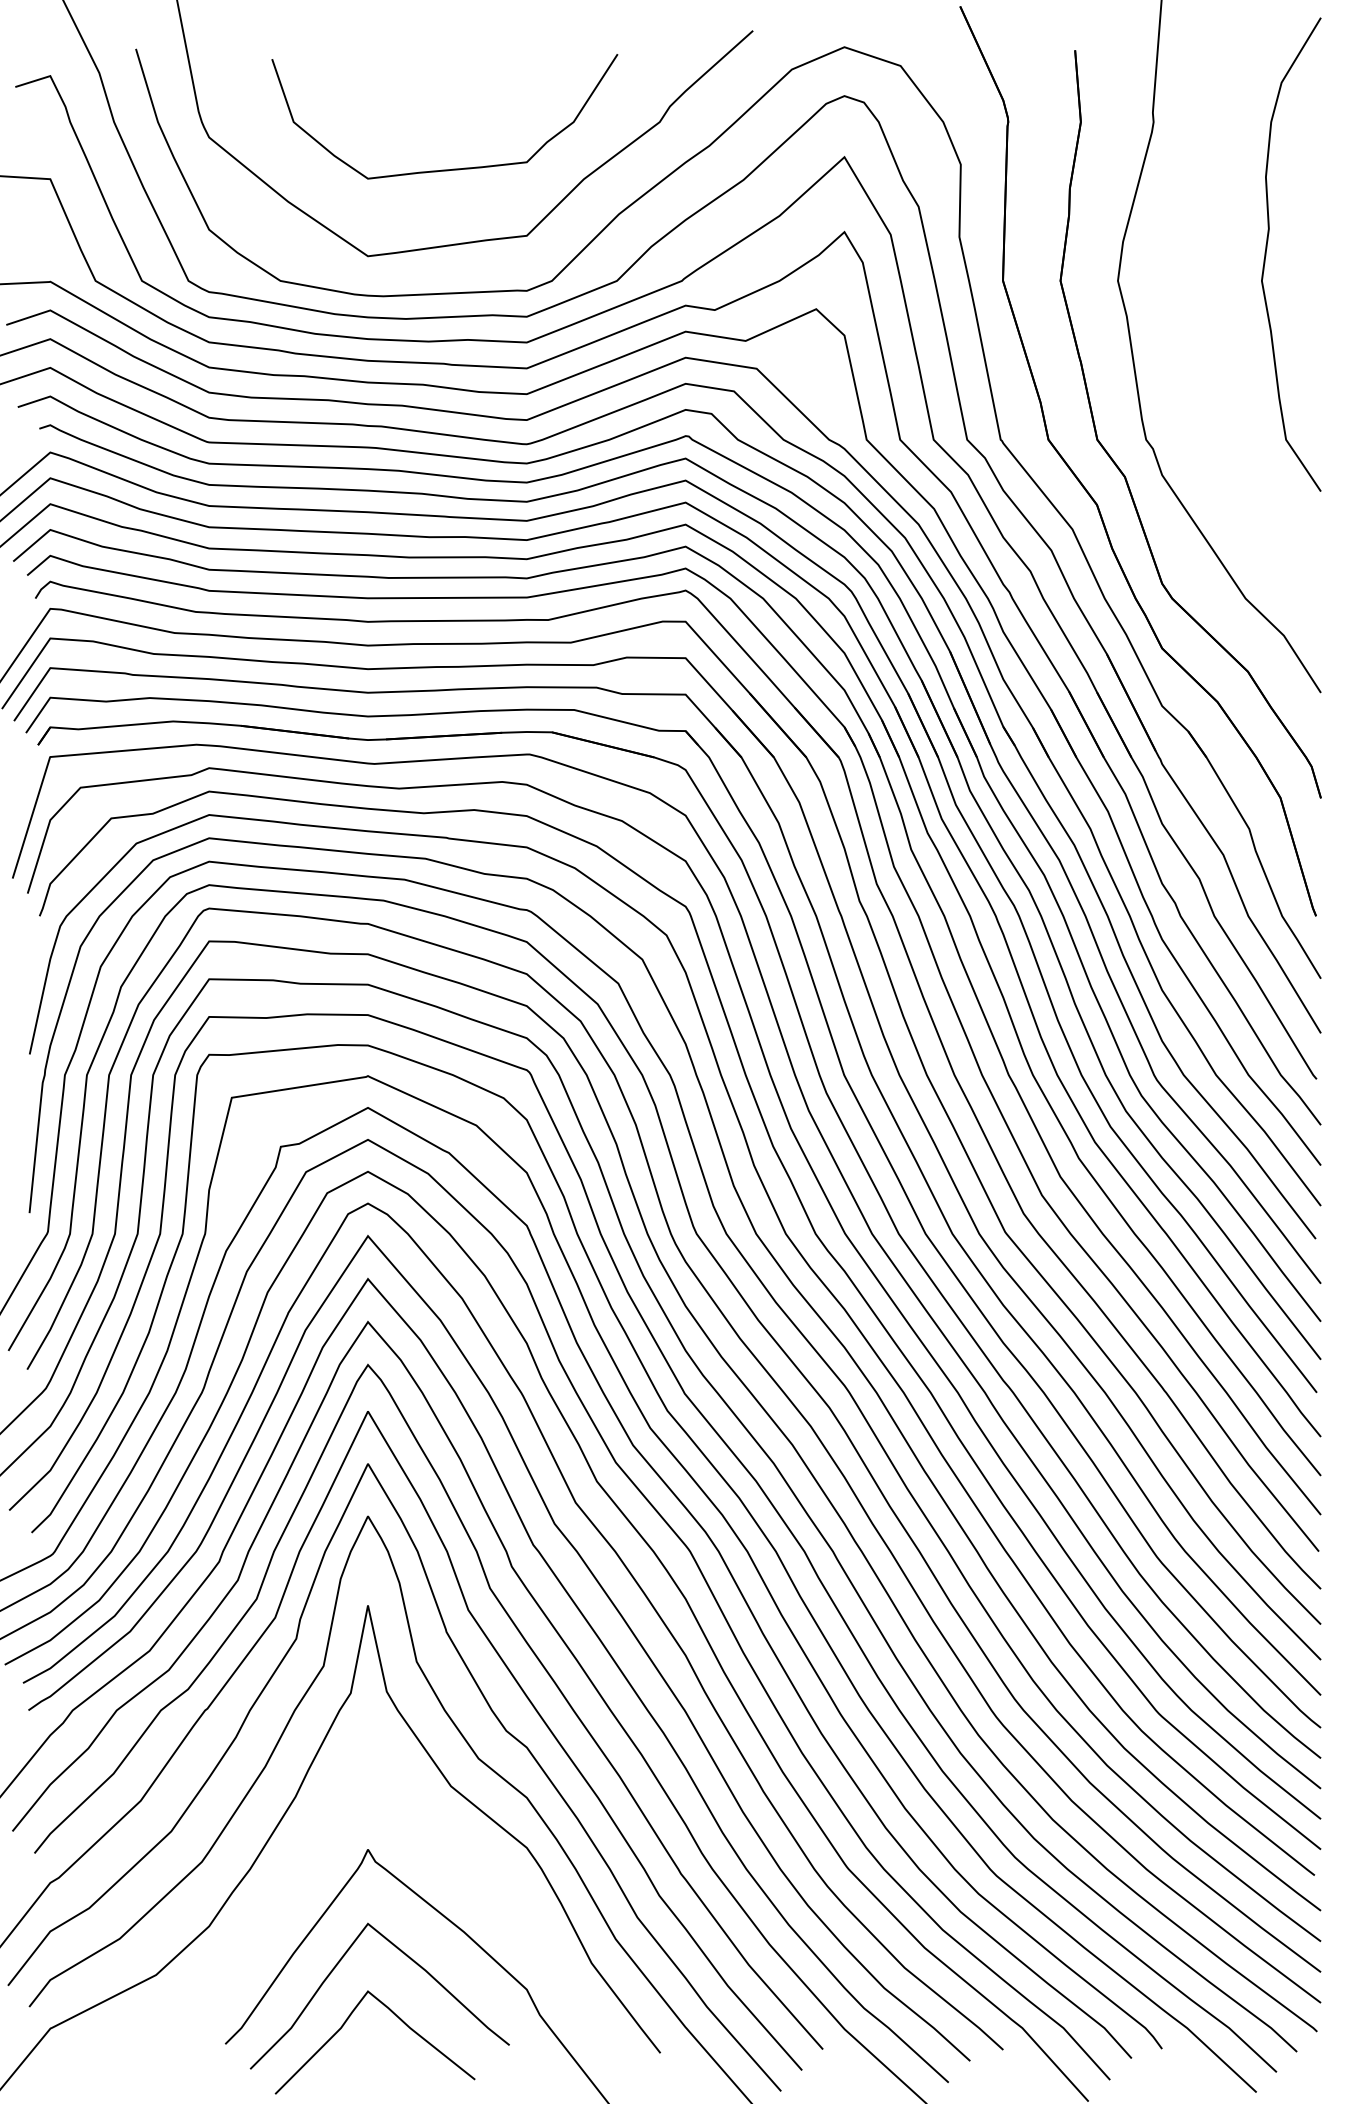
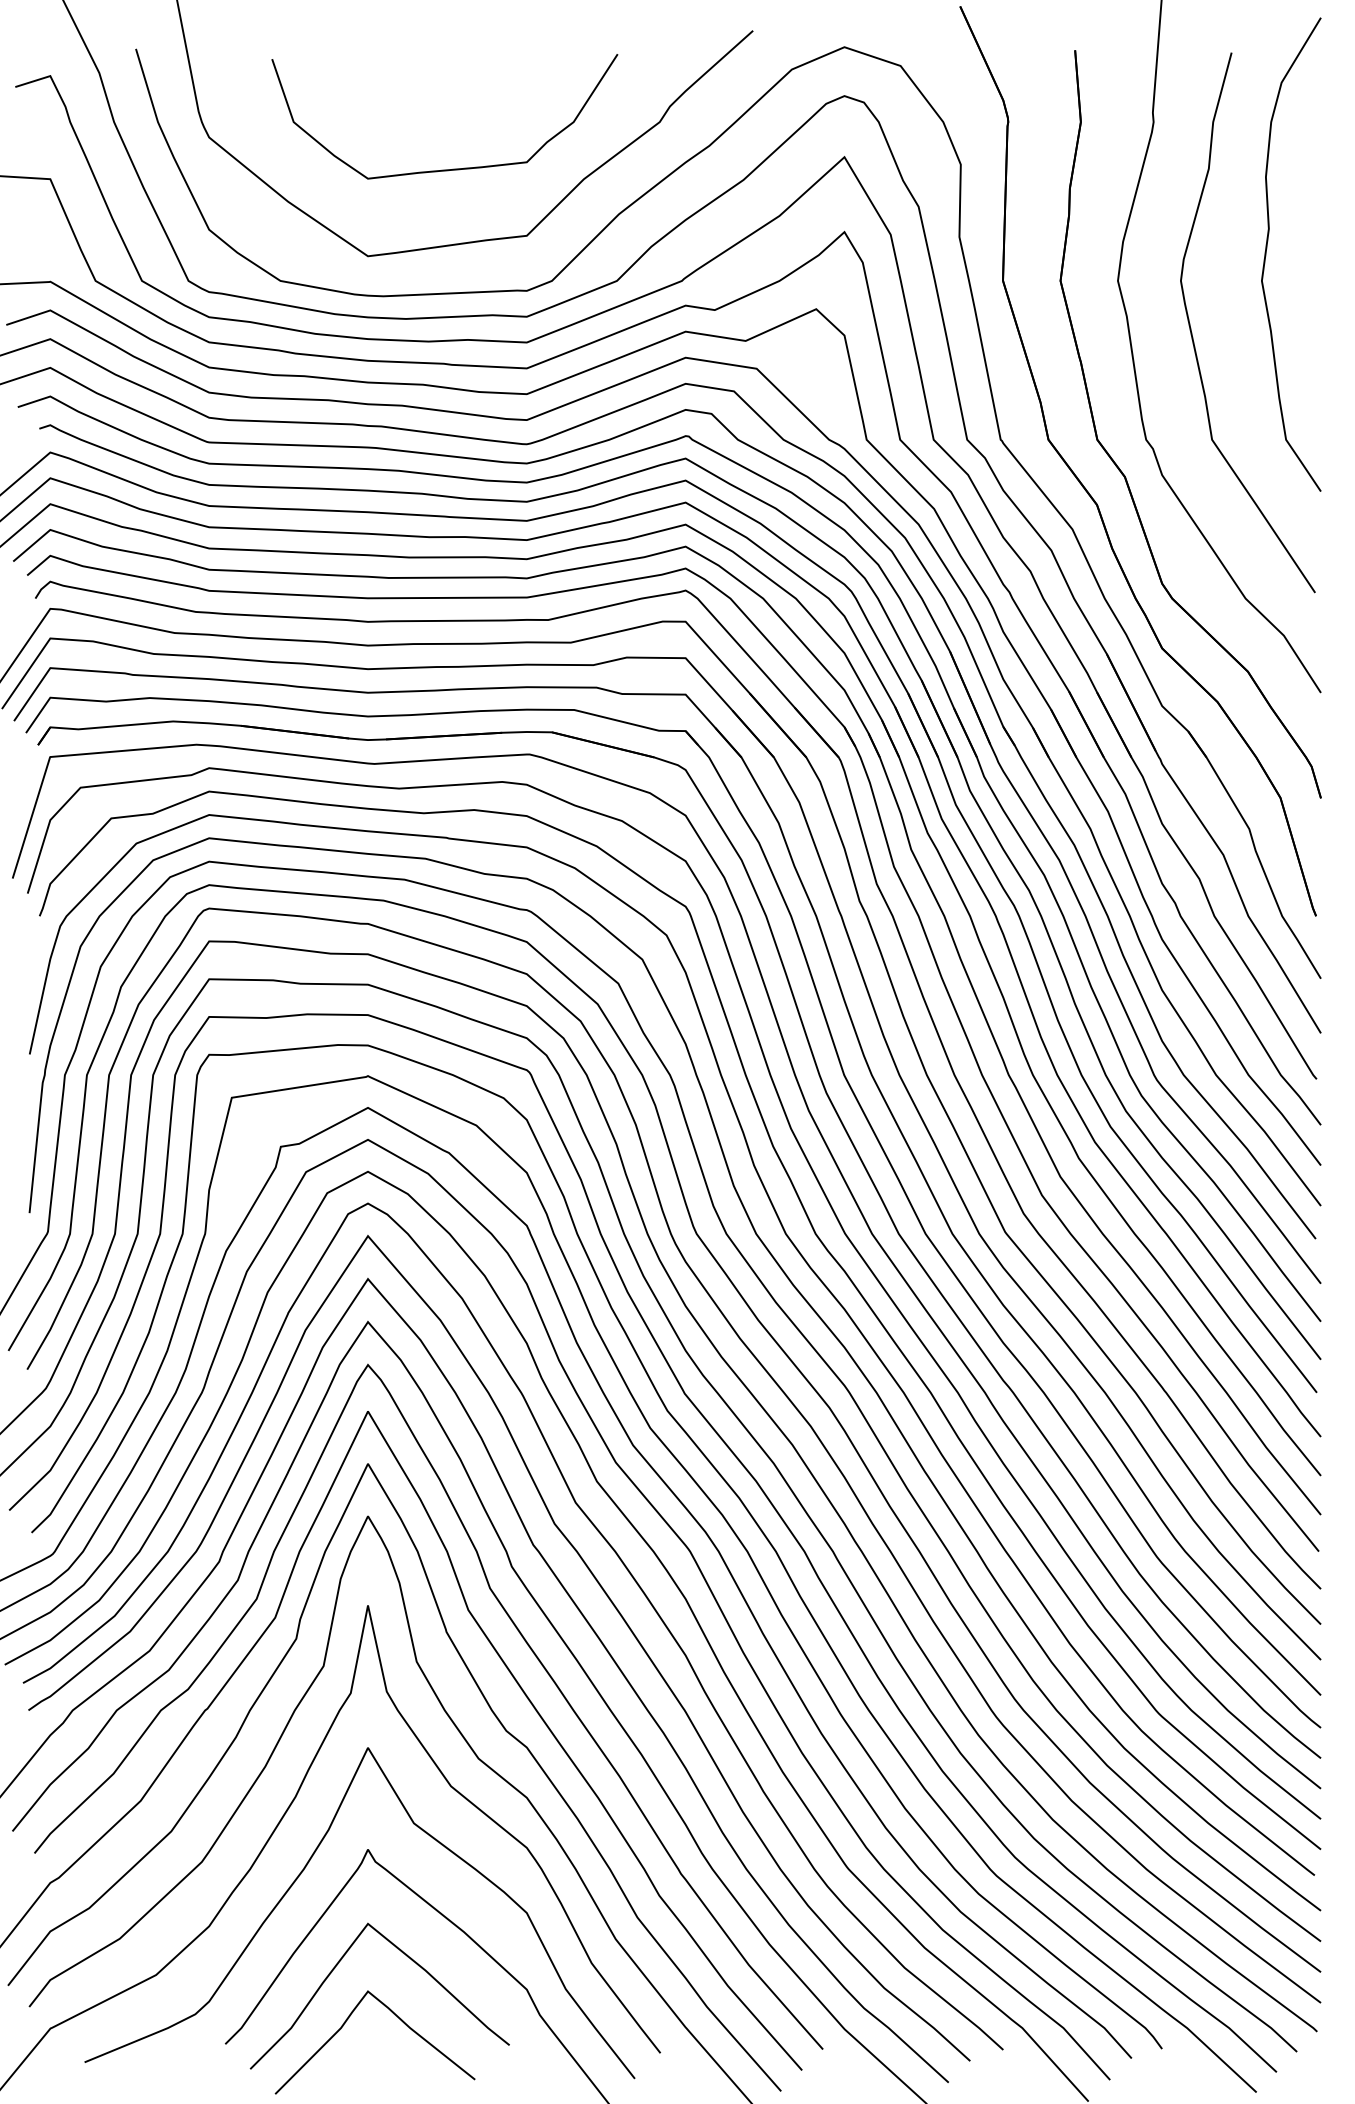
curve: none -> present (1192, 332)
curve: none -> present (304, 1870)
